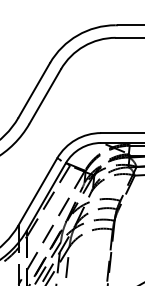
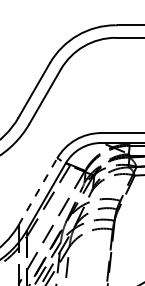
line: solid -> dashed (37, 191)
